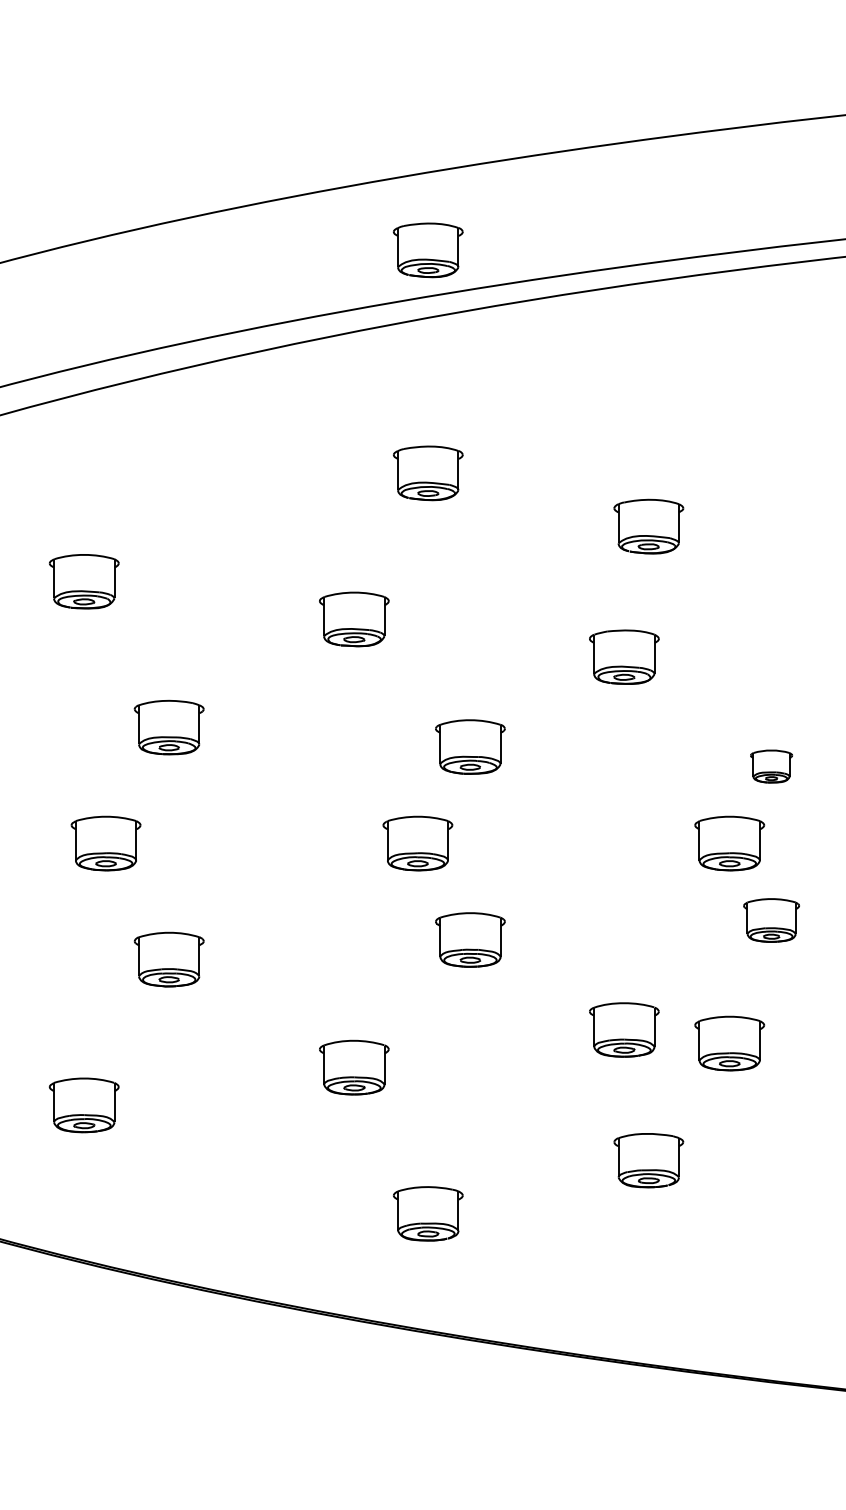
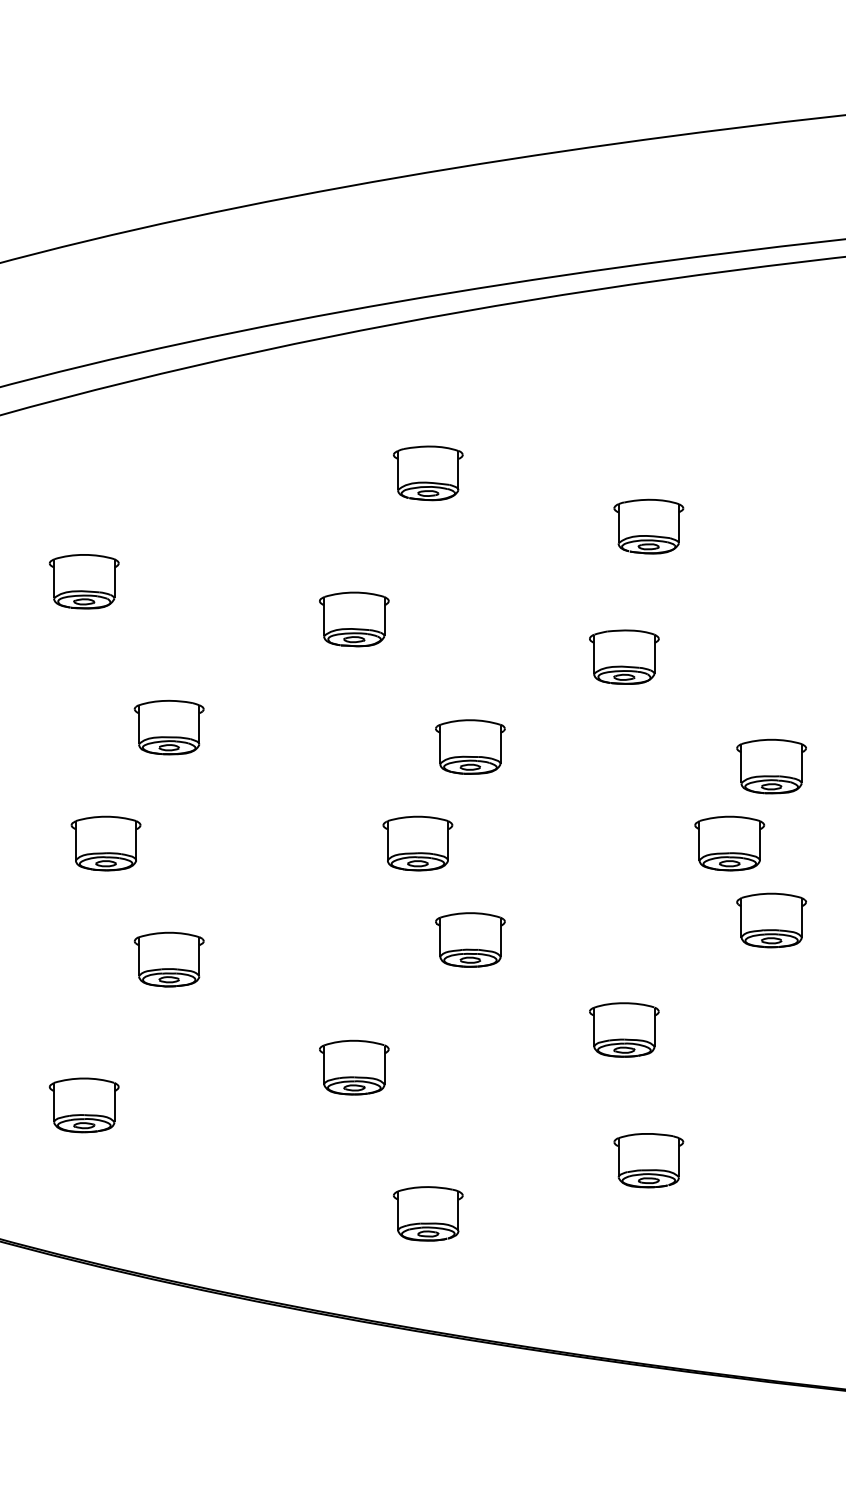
part: present -> none (428, 250)
part size: 44x35 px -> 71x57 px (771, 766)
part size: 57x45 px -> 71x57 px (771, 920)
part: present -> none (729, 1043)
